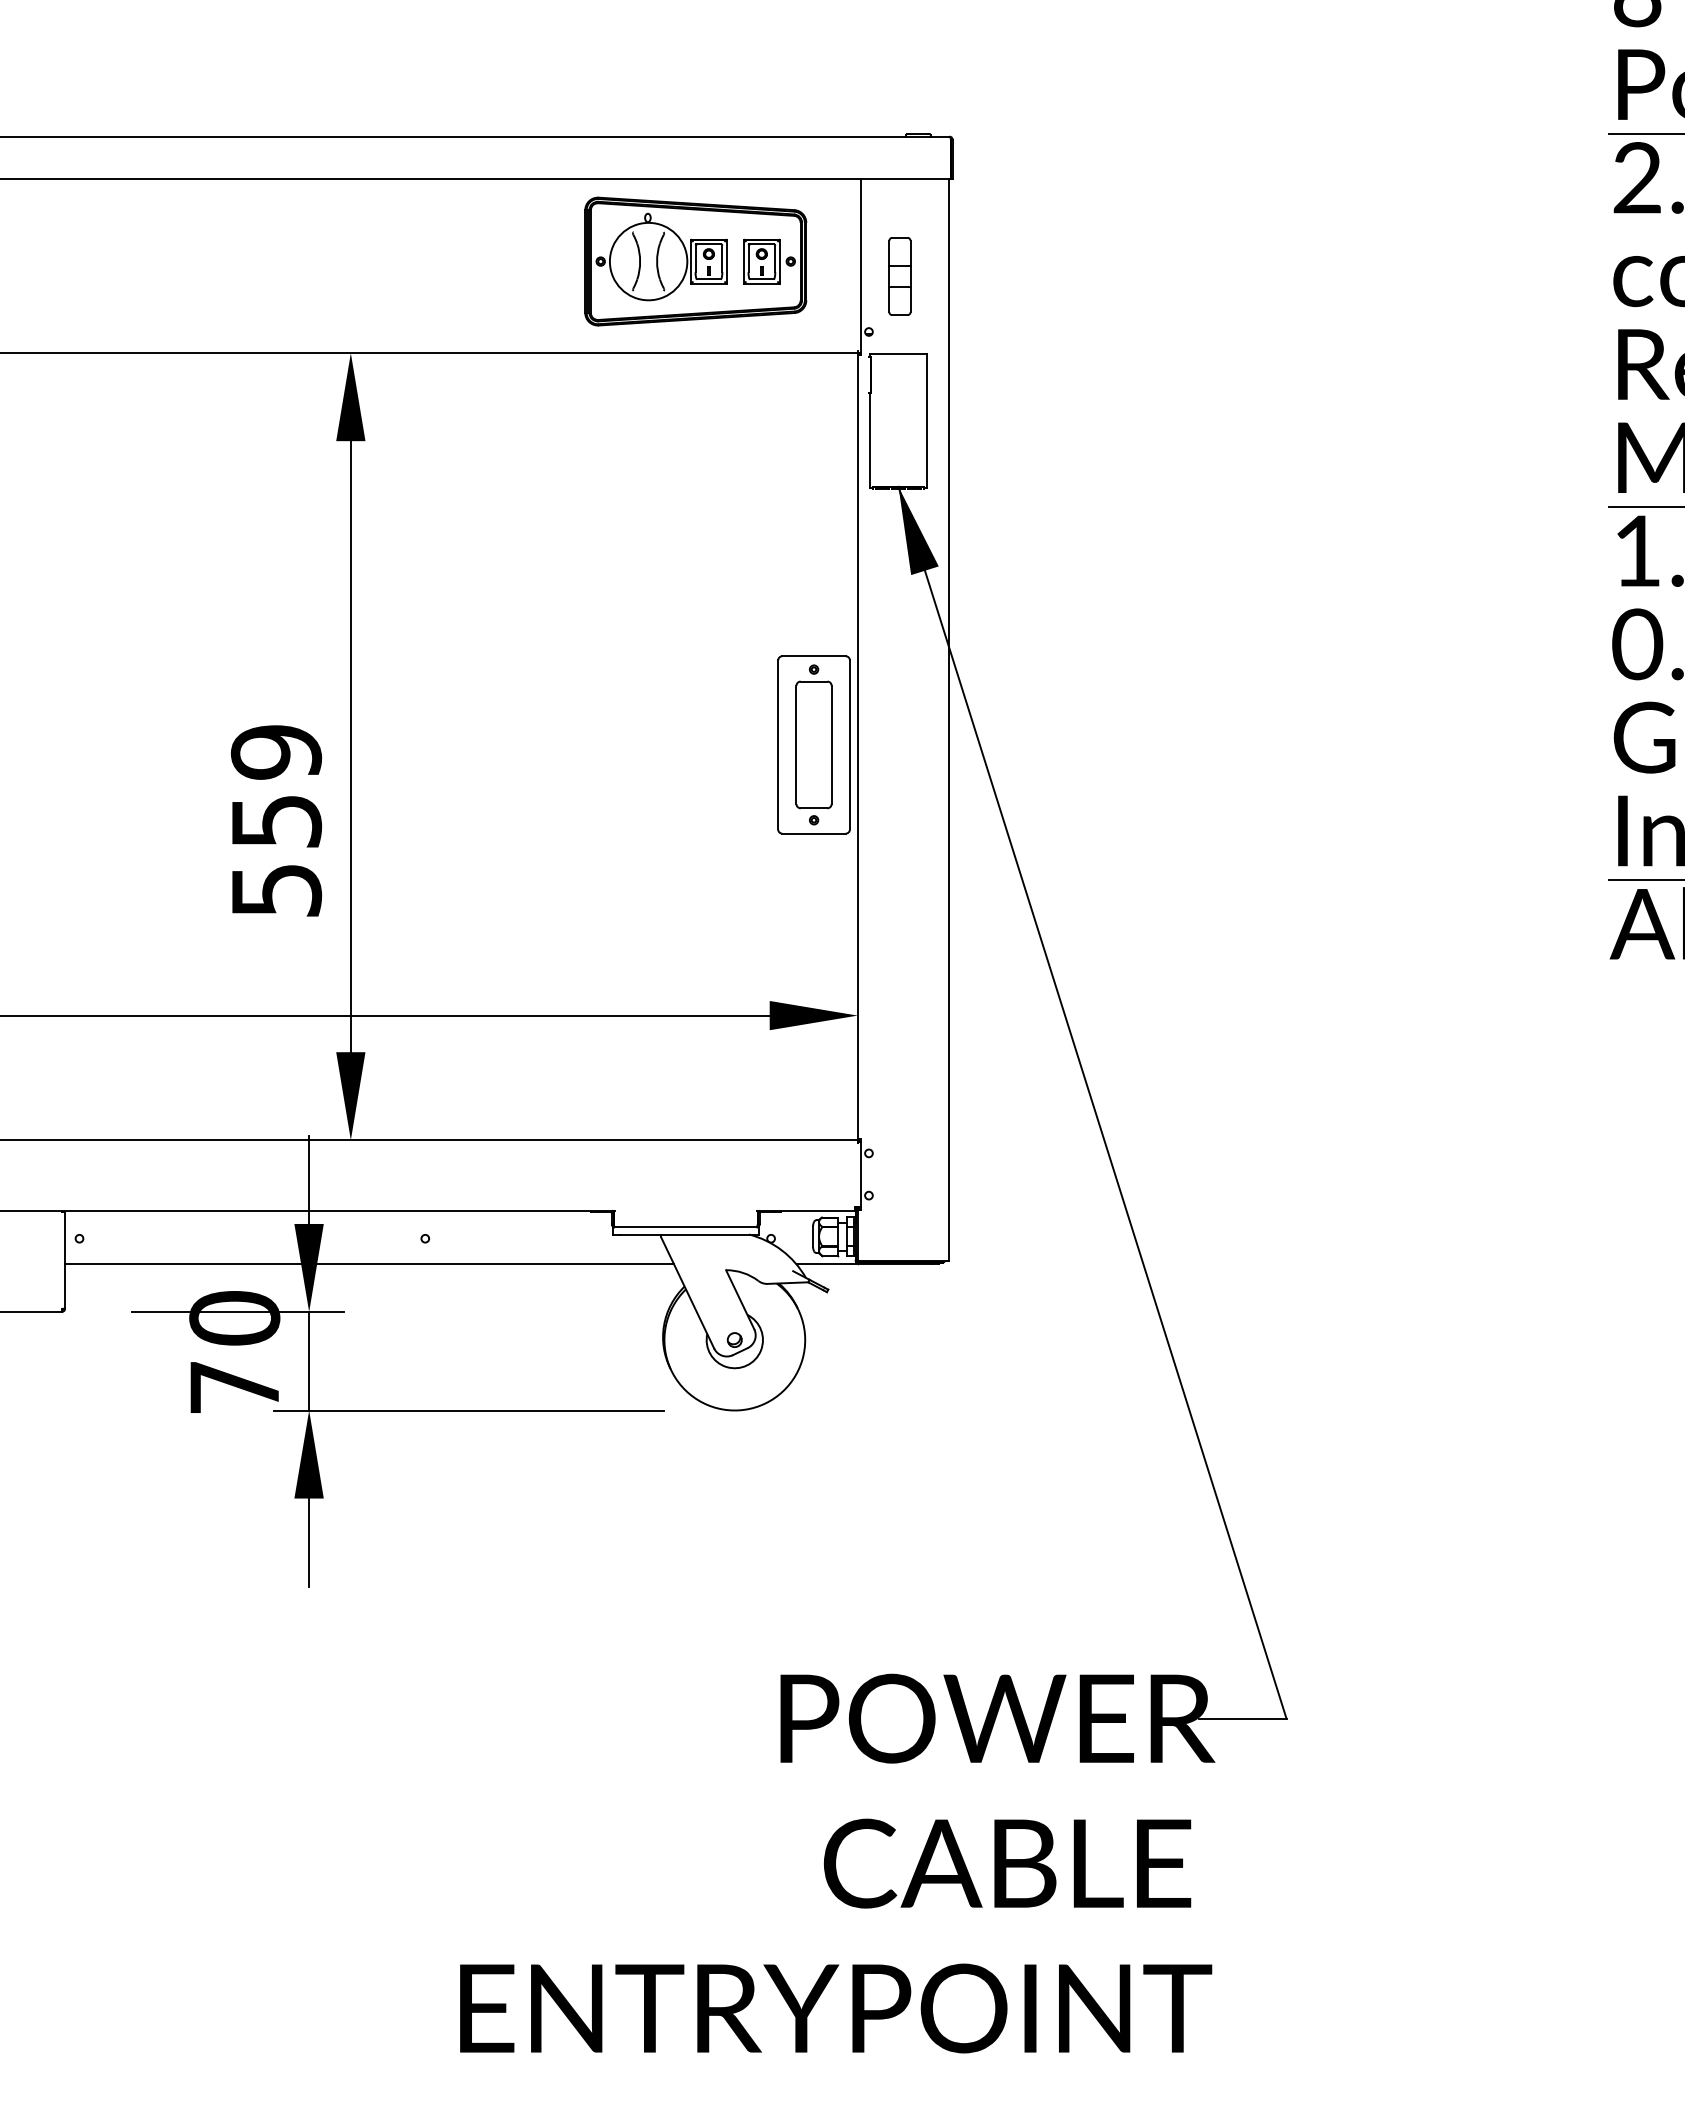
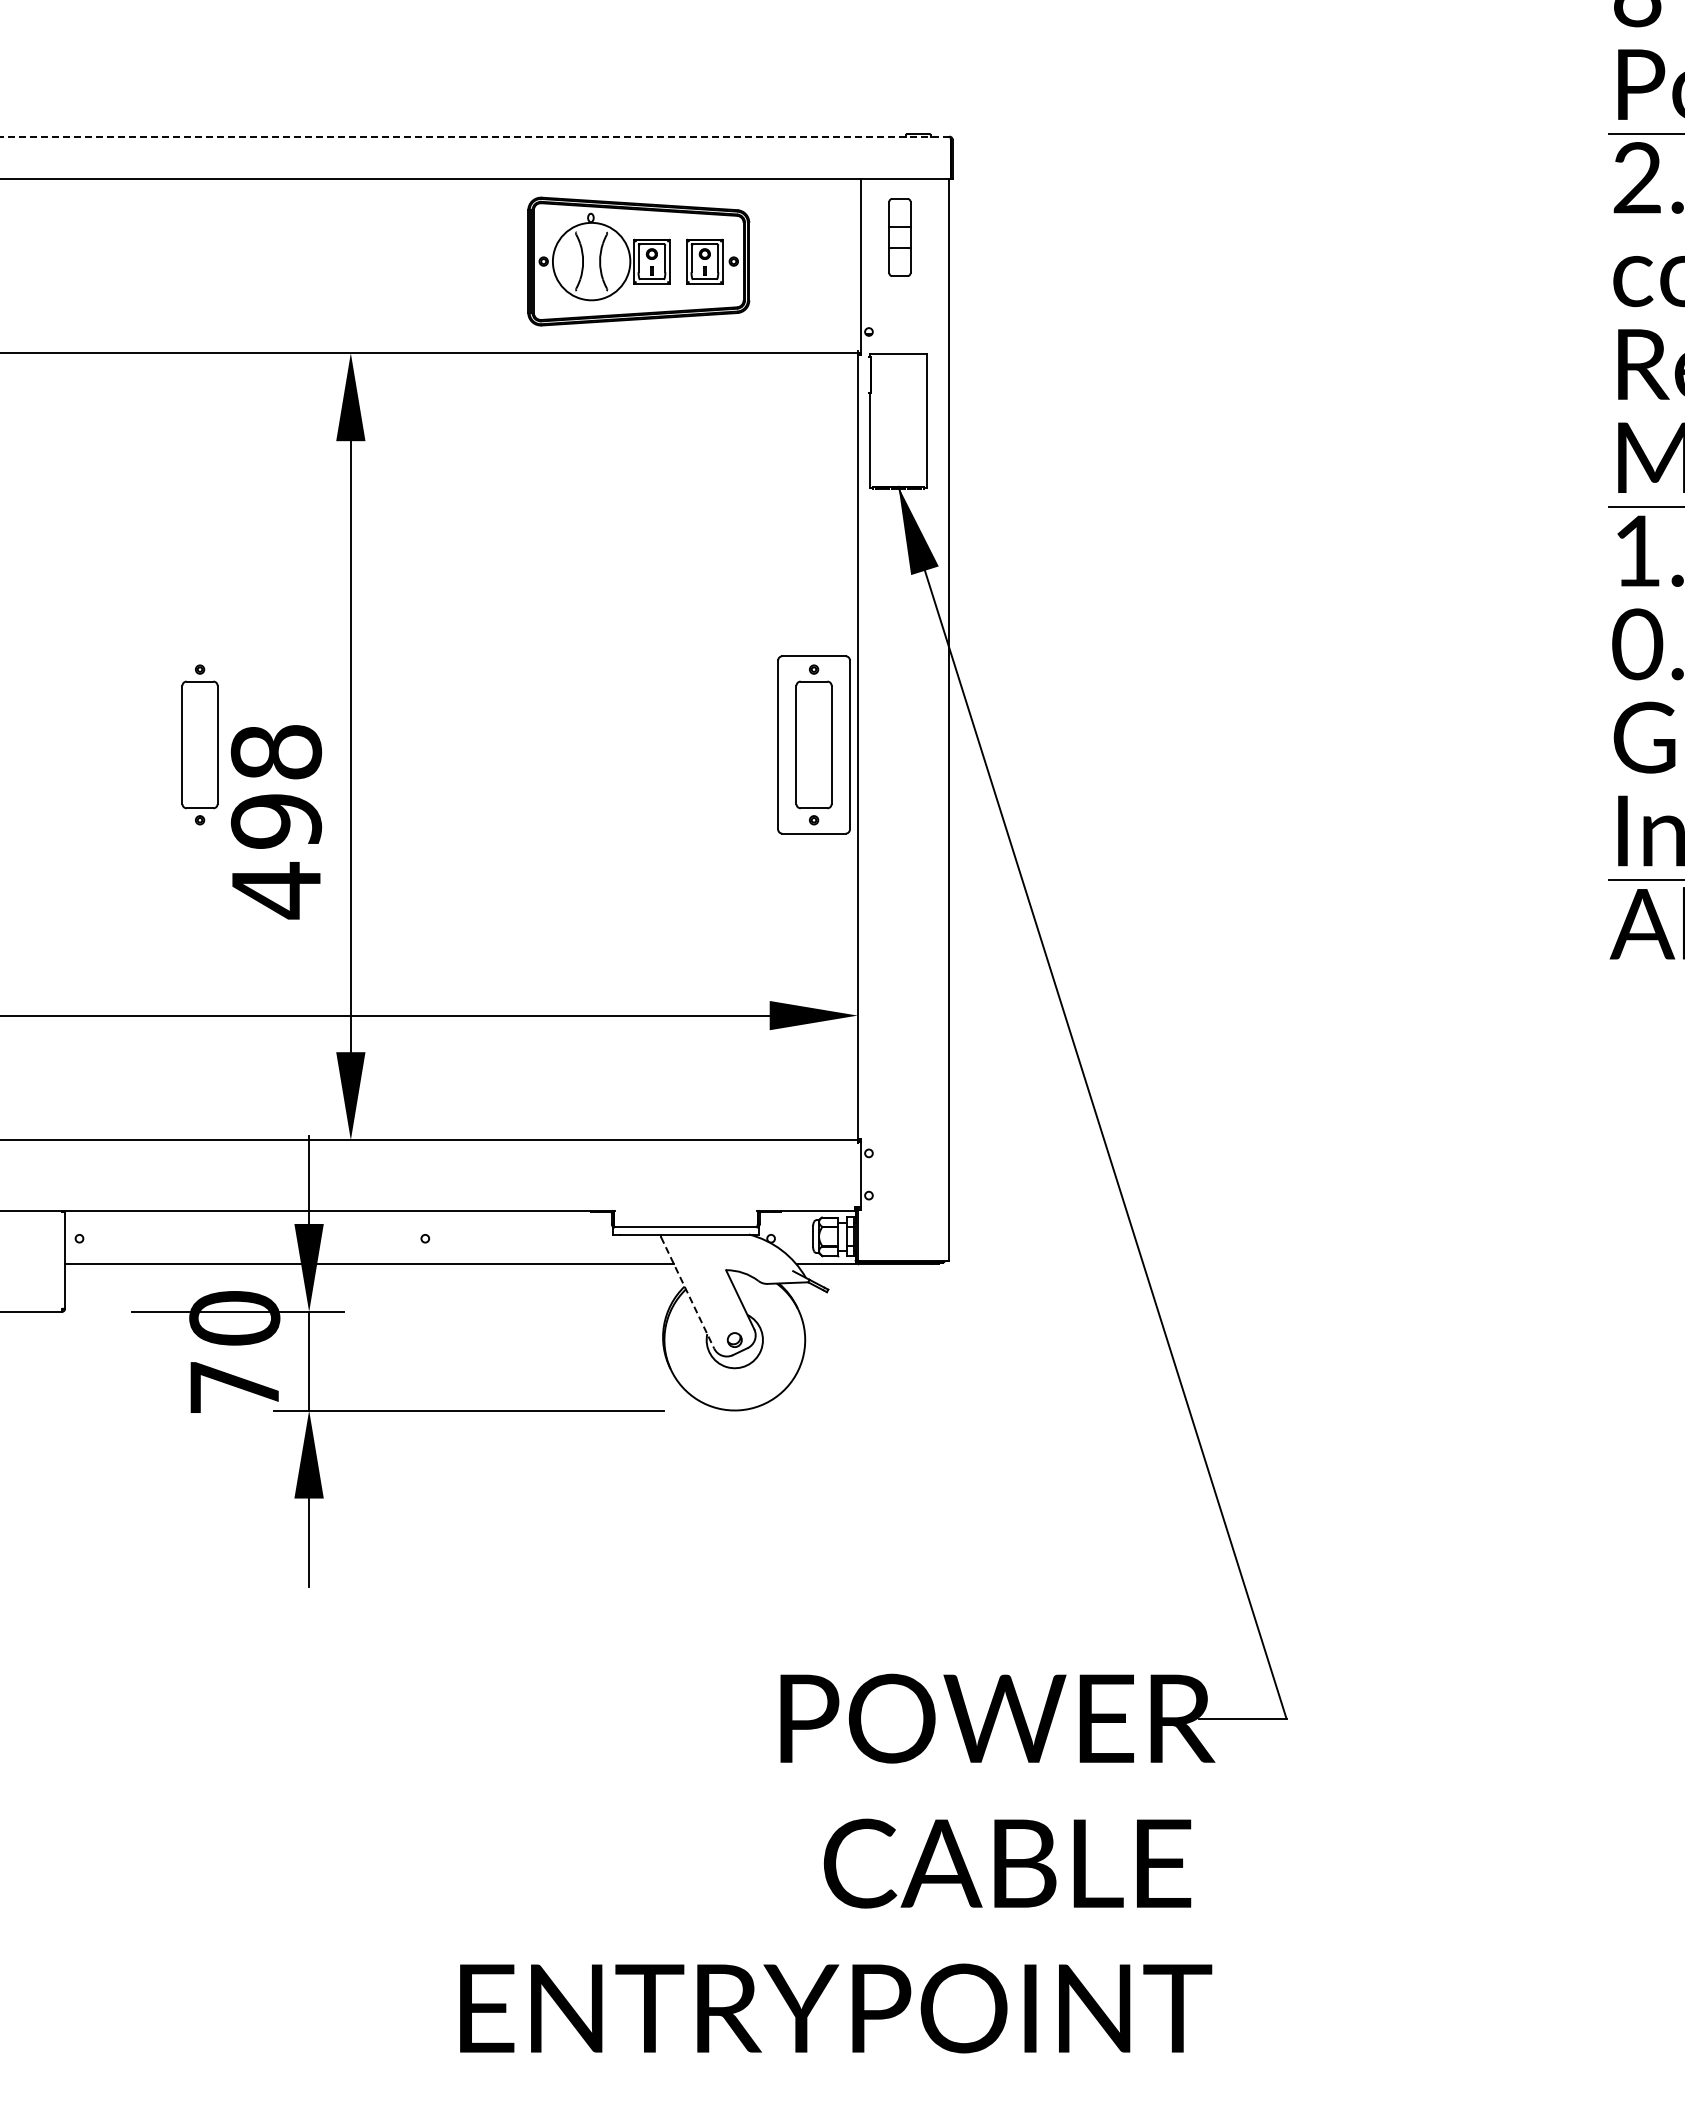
line: solid -> dashed (475, 136)
part position: (695, 261) -> (638, 261) (638, 261)
part position: (899, 276) -> (899, 237) (899, 237)
part: none -> present (199, 744)
text: 559 -> 498 (276, 822)
line: solid -> dashed (687, 1292)
